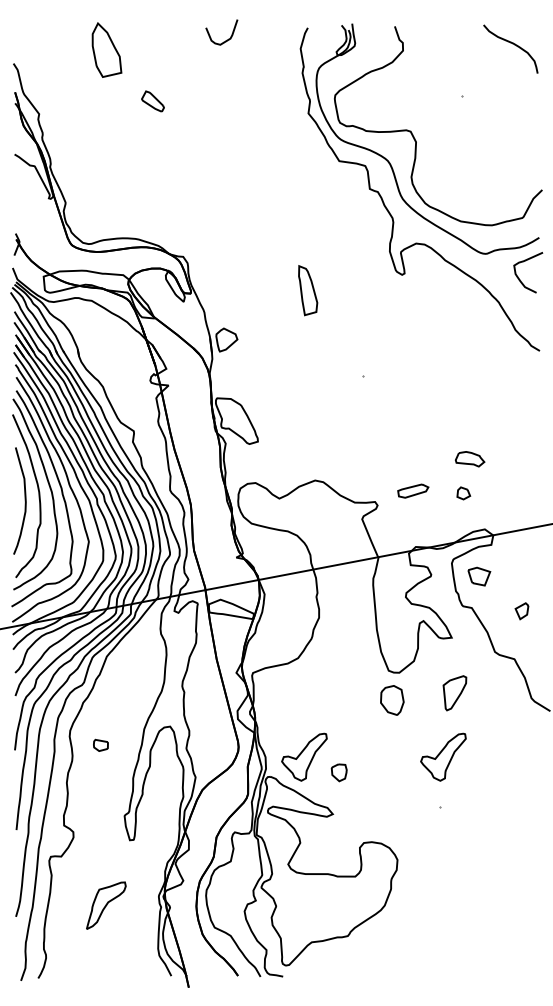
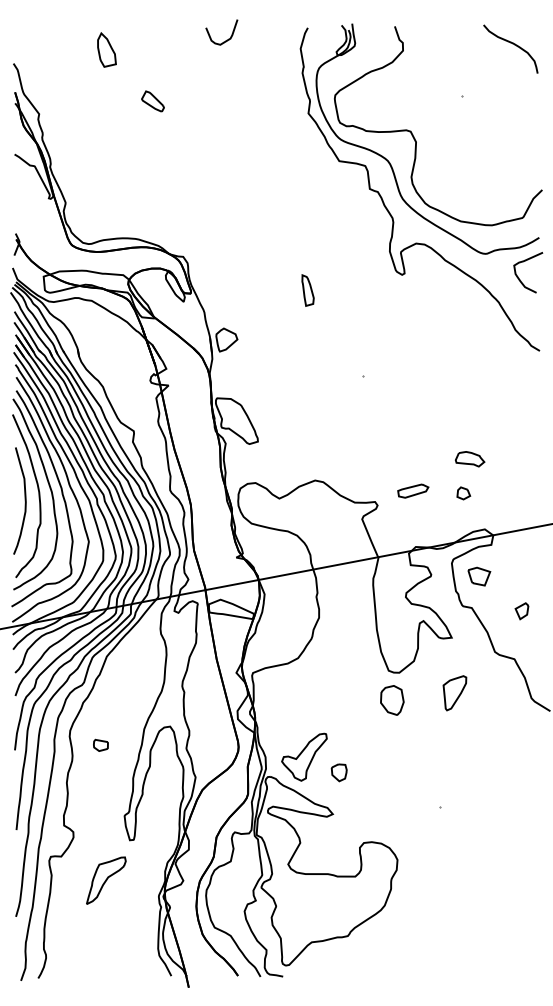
part size: 32x56 px -> 20x36 px (106, 49)
part size: 21x52 px -> 14x33 px (307, 290)
part: present -> none (443, 756)
part position: (106, 905) -> (106, 880) (106, 880)
